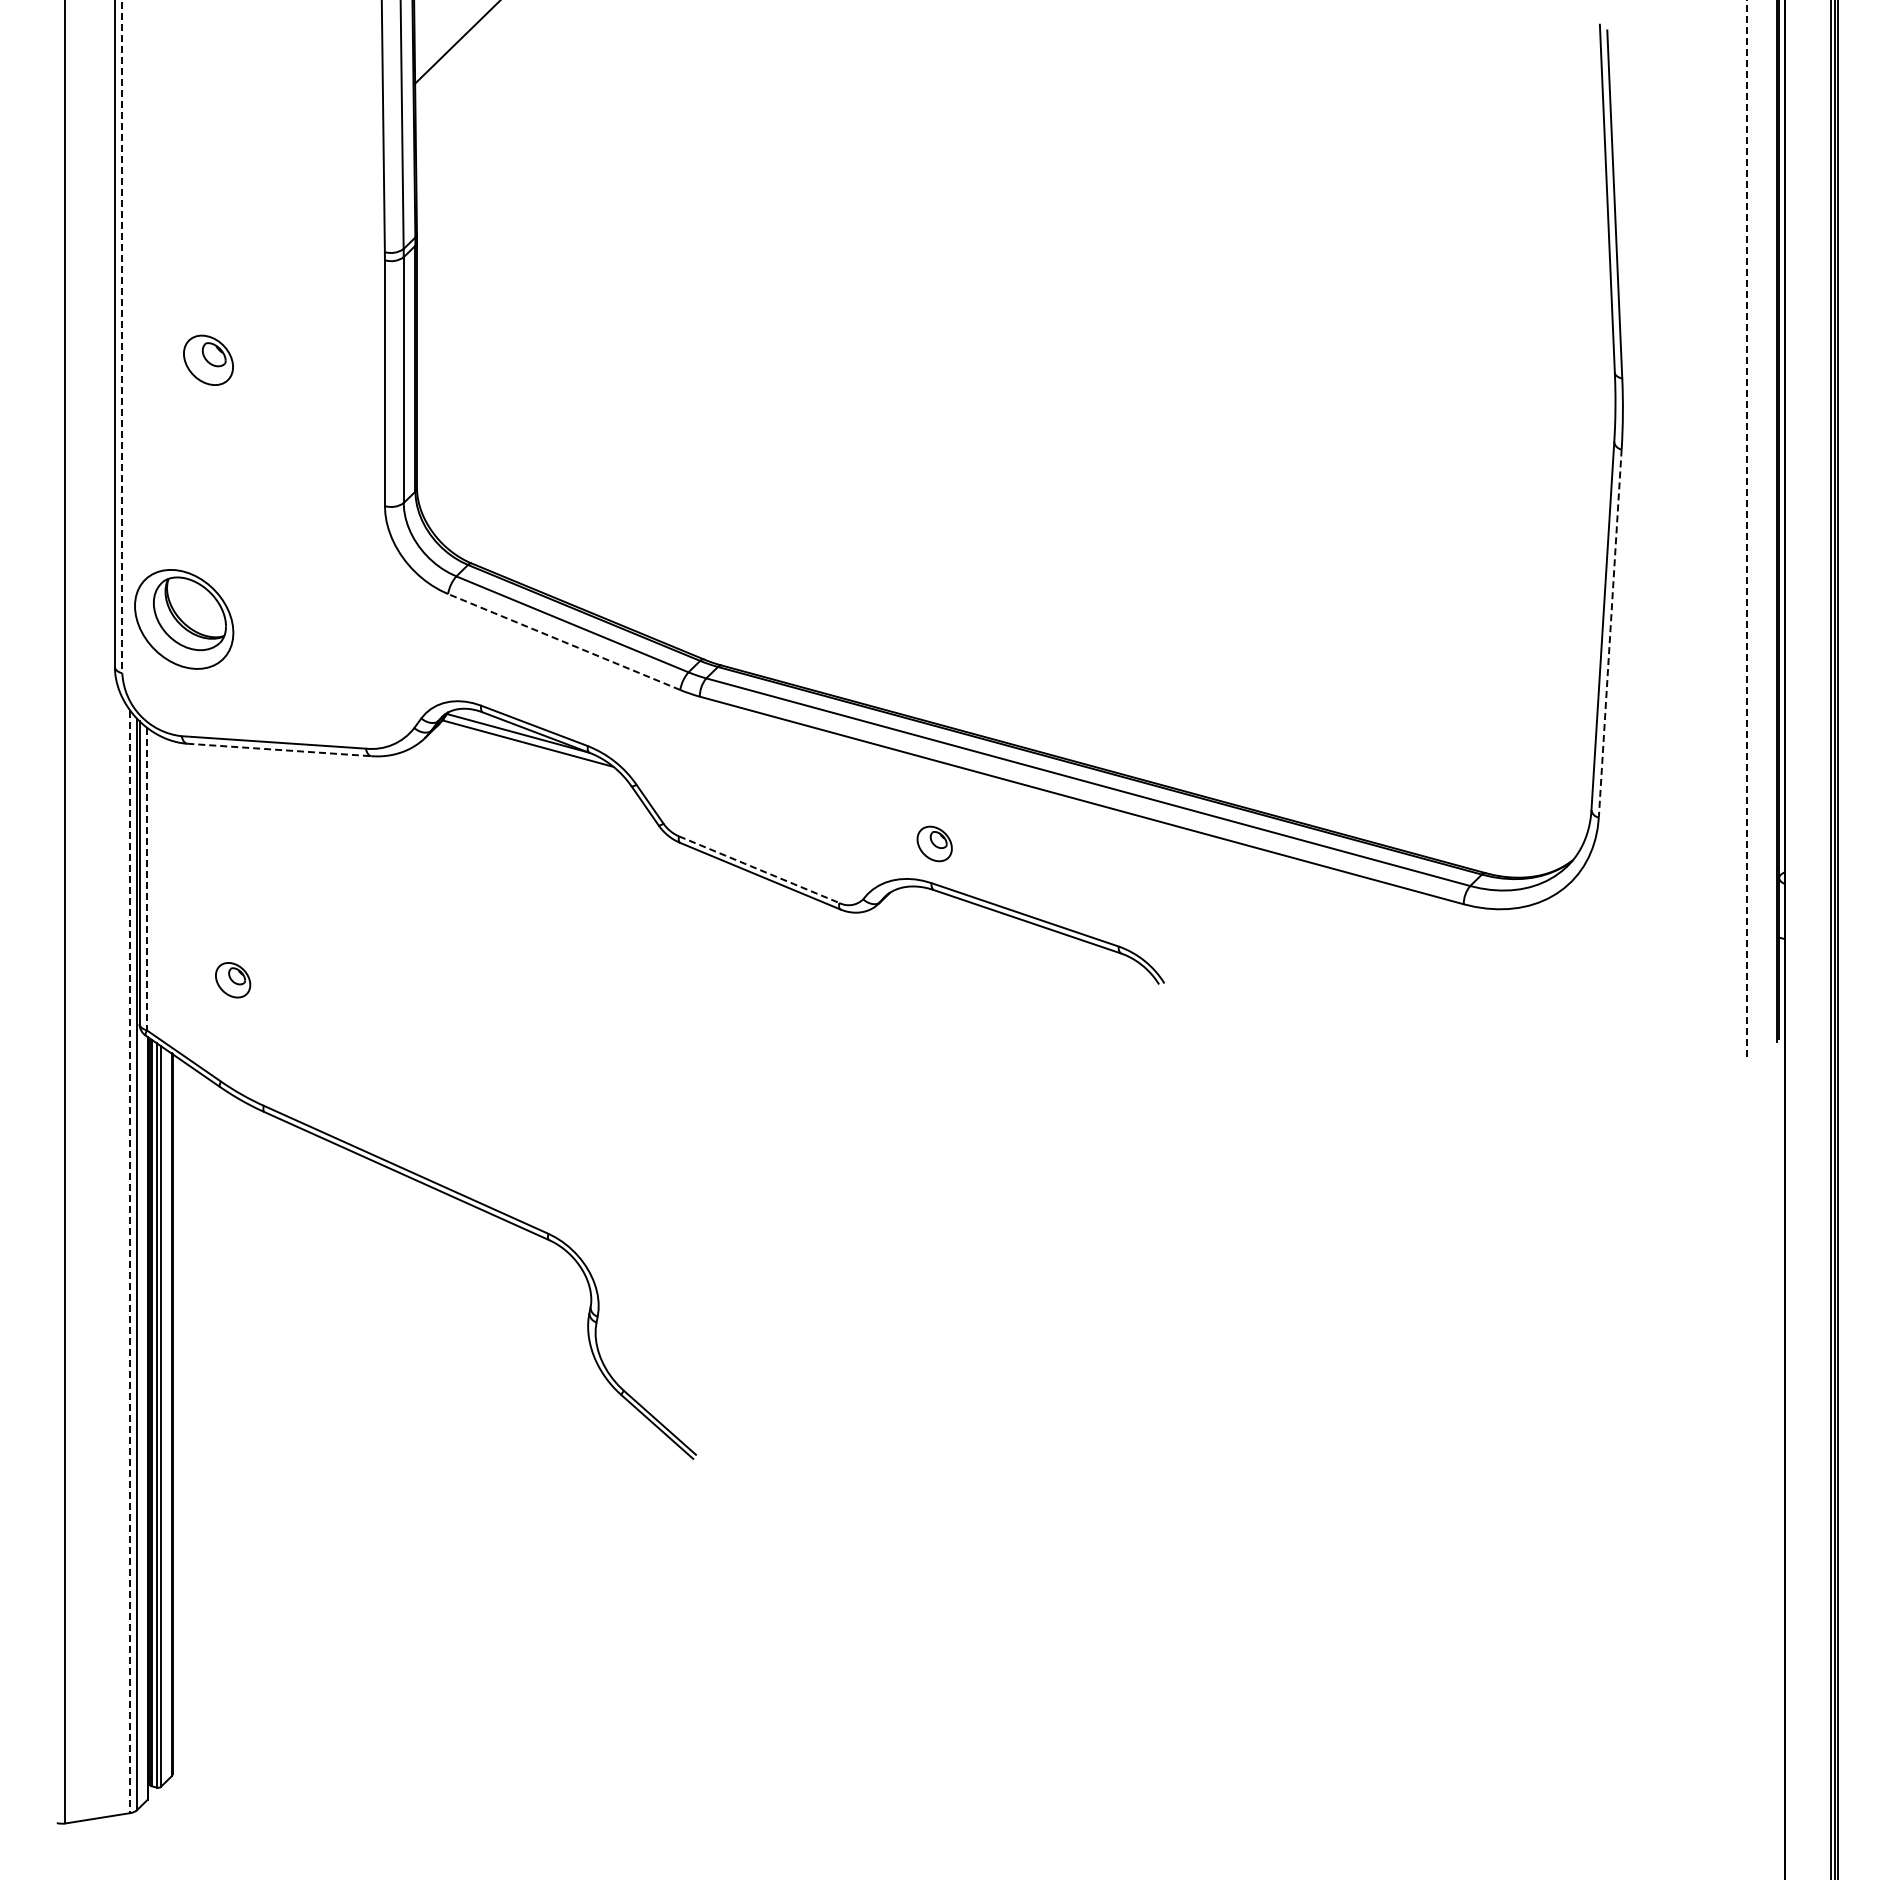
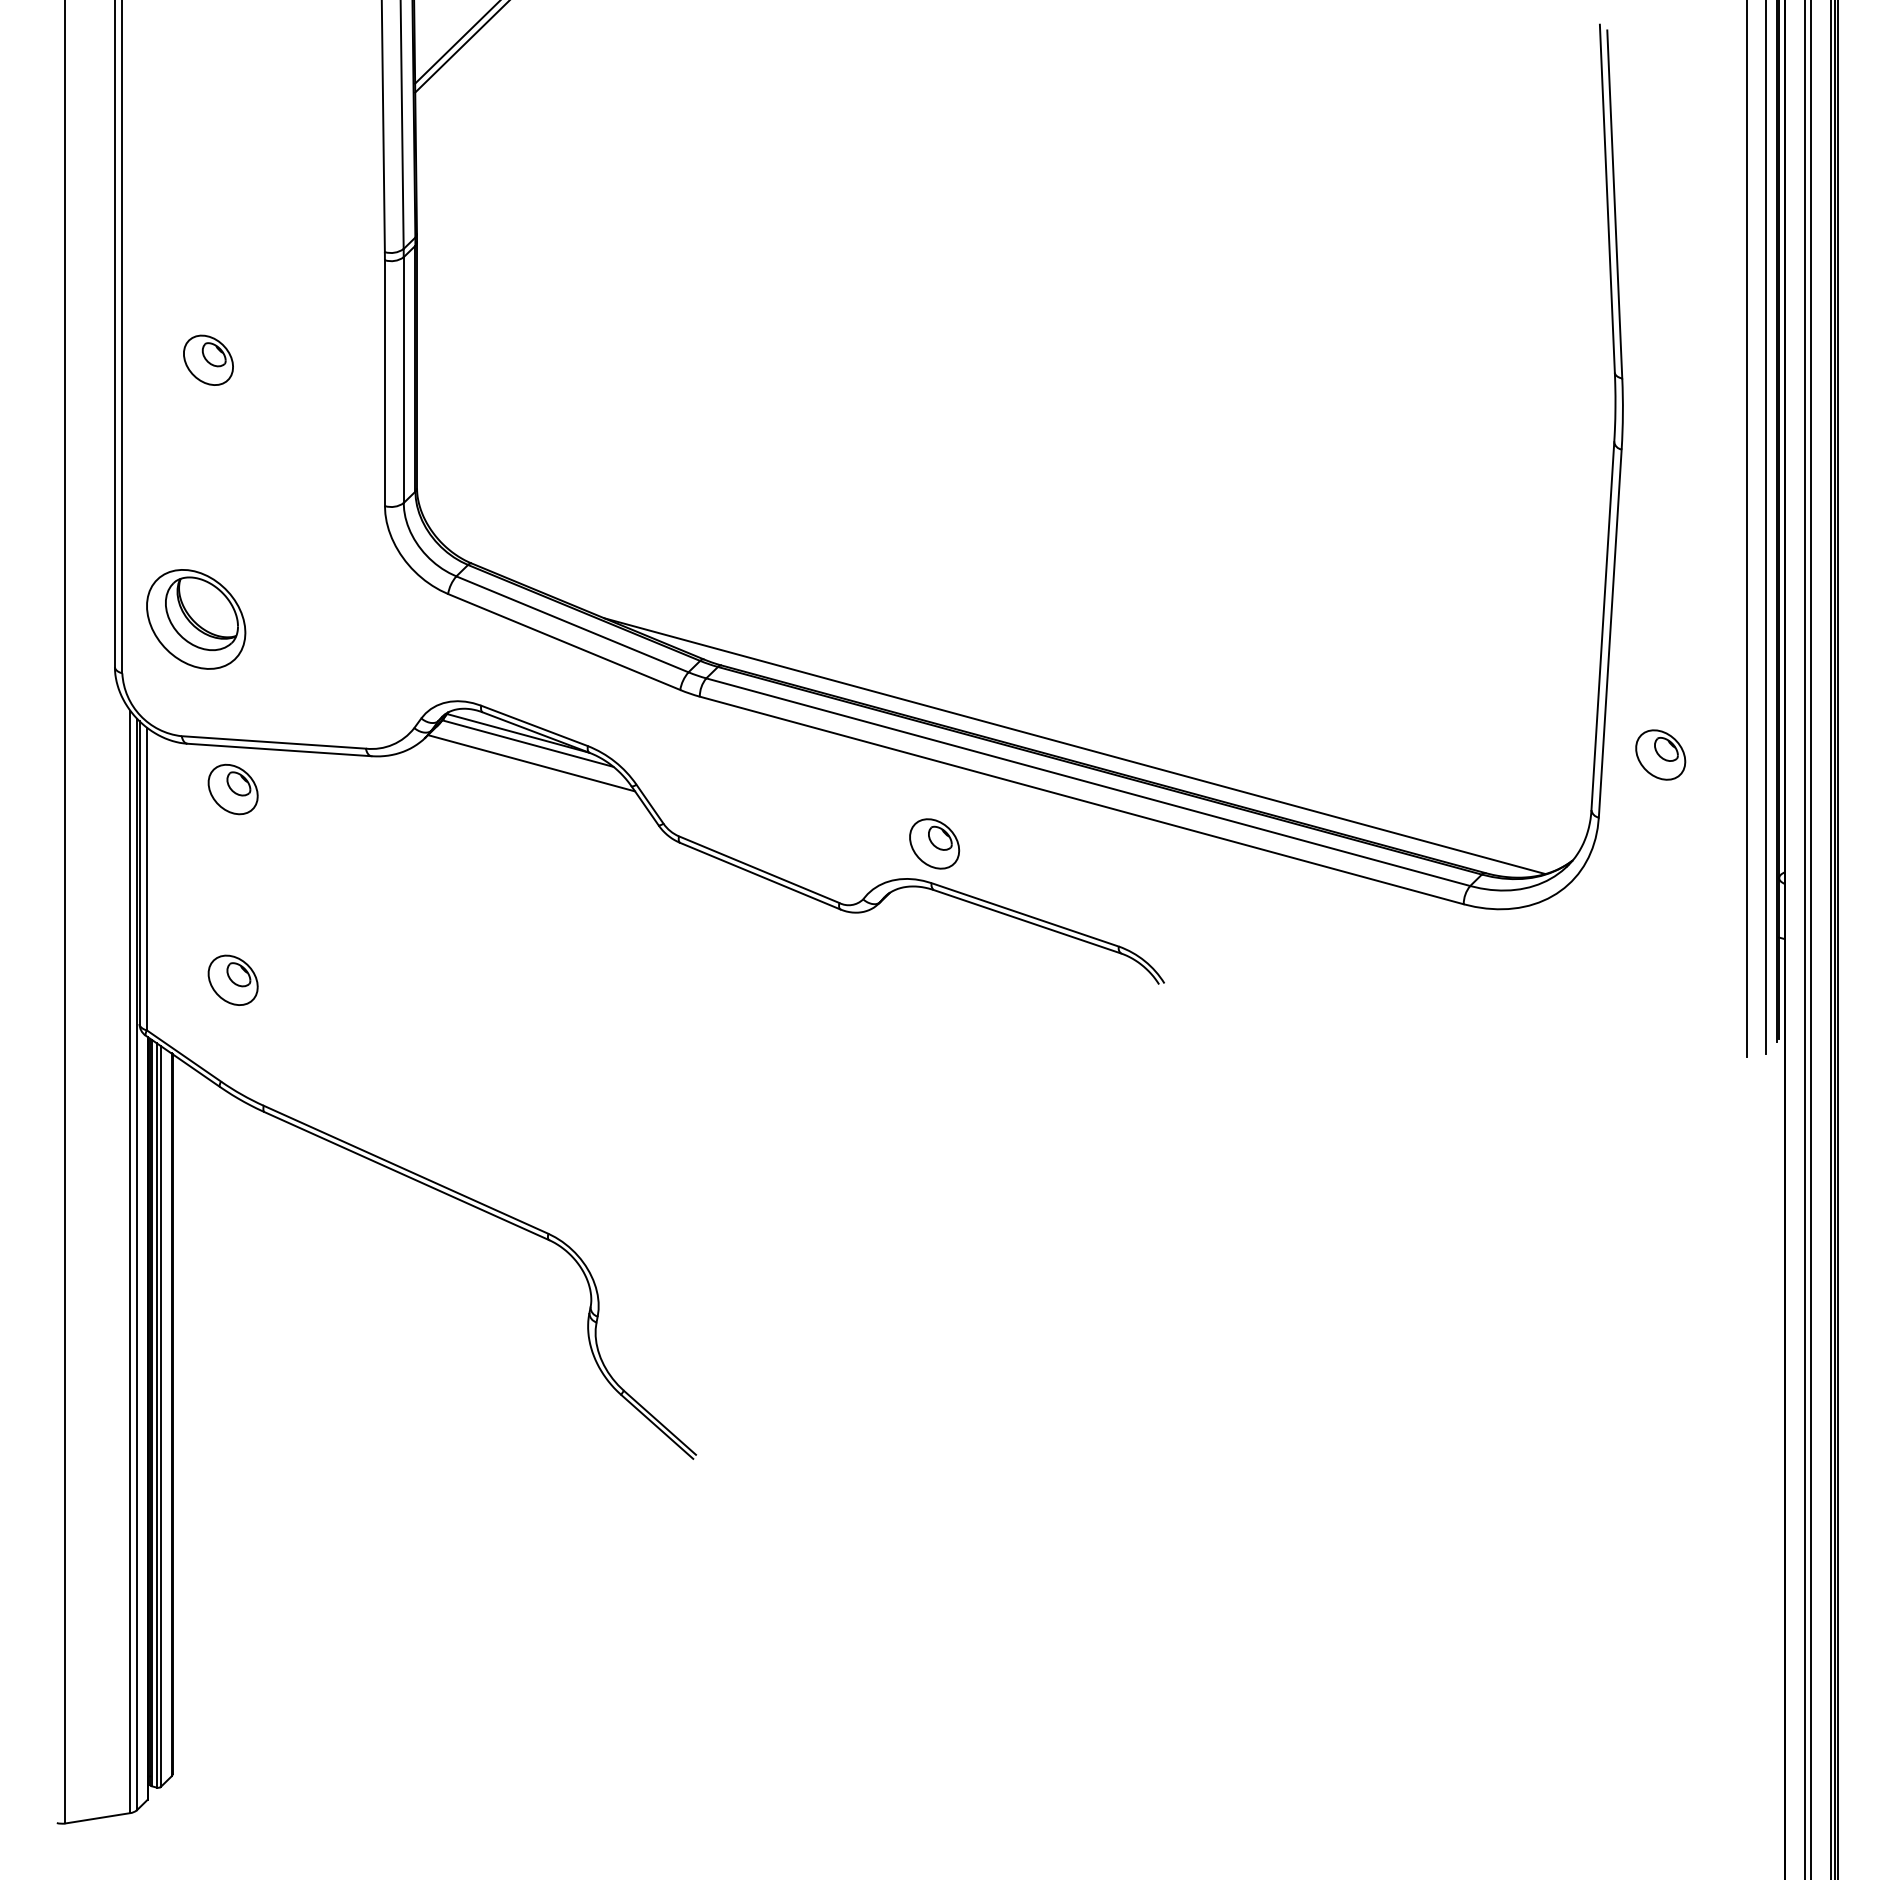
line: none -> present (461, 47)
line: dashed -> solid (122, 337)
line: none -> present (1765, 527)
line: dashed -> solid (1746, 528)
part position: (184, 619) -> (196, 619) (196, 619)
line: dashed -> solid (1610, 634)
line: dashed -> solid (564, 642)
line: none -> present (1074, 746)
line: dashed -> solid (279, 750)
part: none -> present (1660, 754)
line: none -> present (531, 763)
part: none -> present (232, 789)
part size: 37x38 px -> 52x52 px (934, 843)
line: dashed -> solid (759, 869)
line: dashed -> solid (147, 879)
line: none -> present (1805, 939)
line: none -> present (1810, 939)
part size: 37x37 px -> 52x52 px (232, 979)
line: dashed -> solid (130, 1262)
